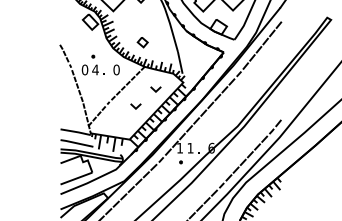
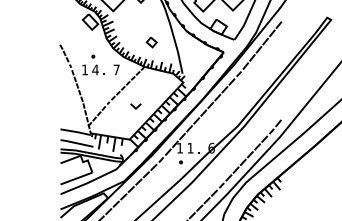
part position: (142, 42) -> (151, 42) (151, 42)
text: 0 -> 1 (84, 69)
text: 0 -> 7 (116, 69)
line: present -> none (154, 89)
